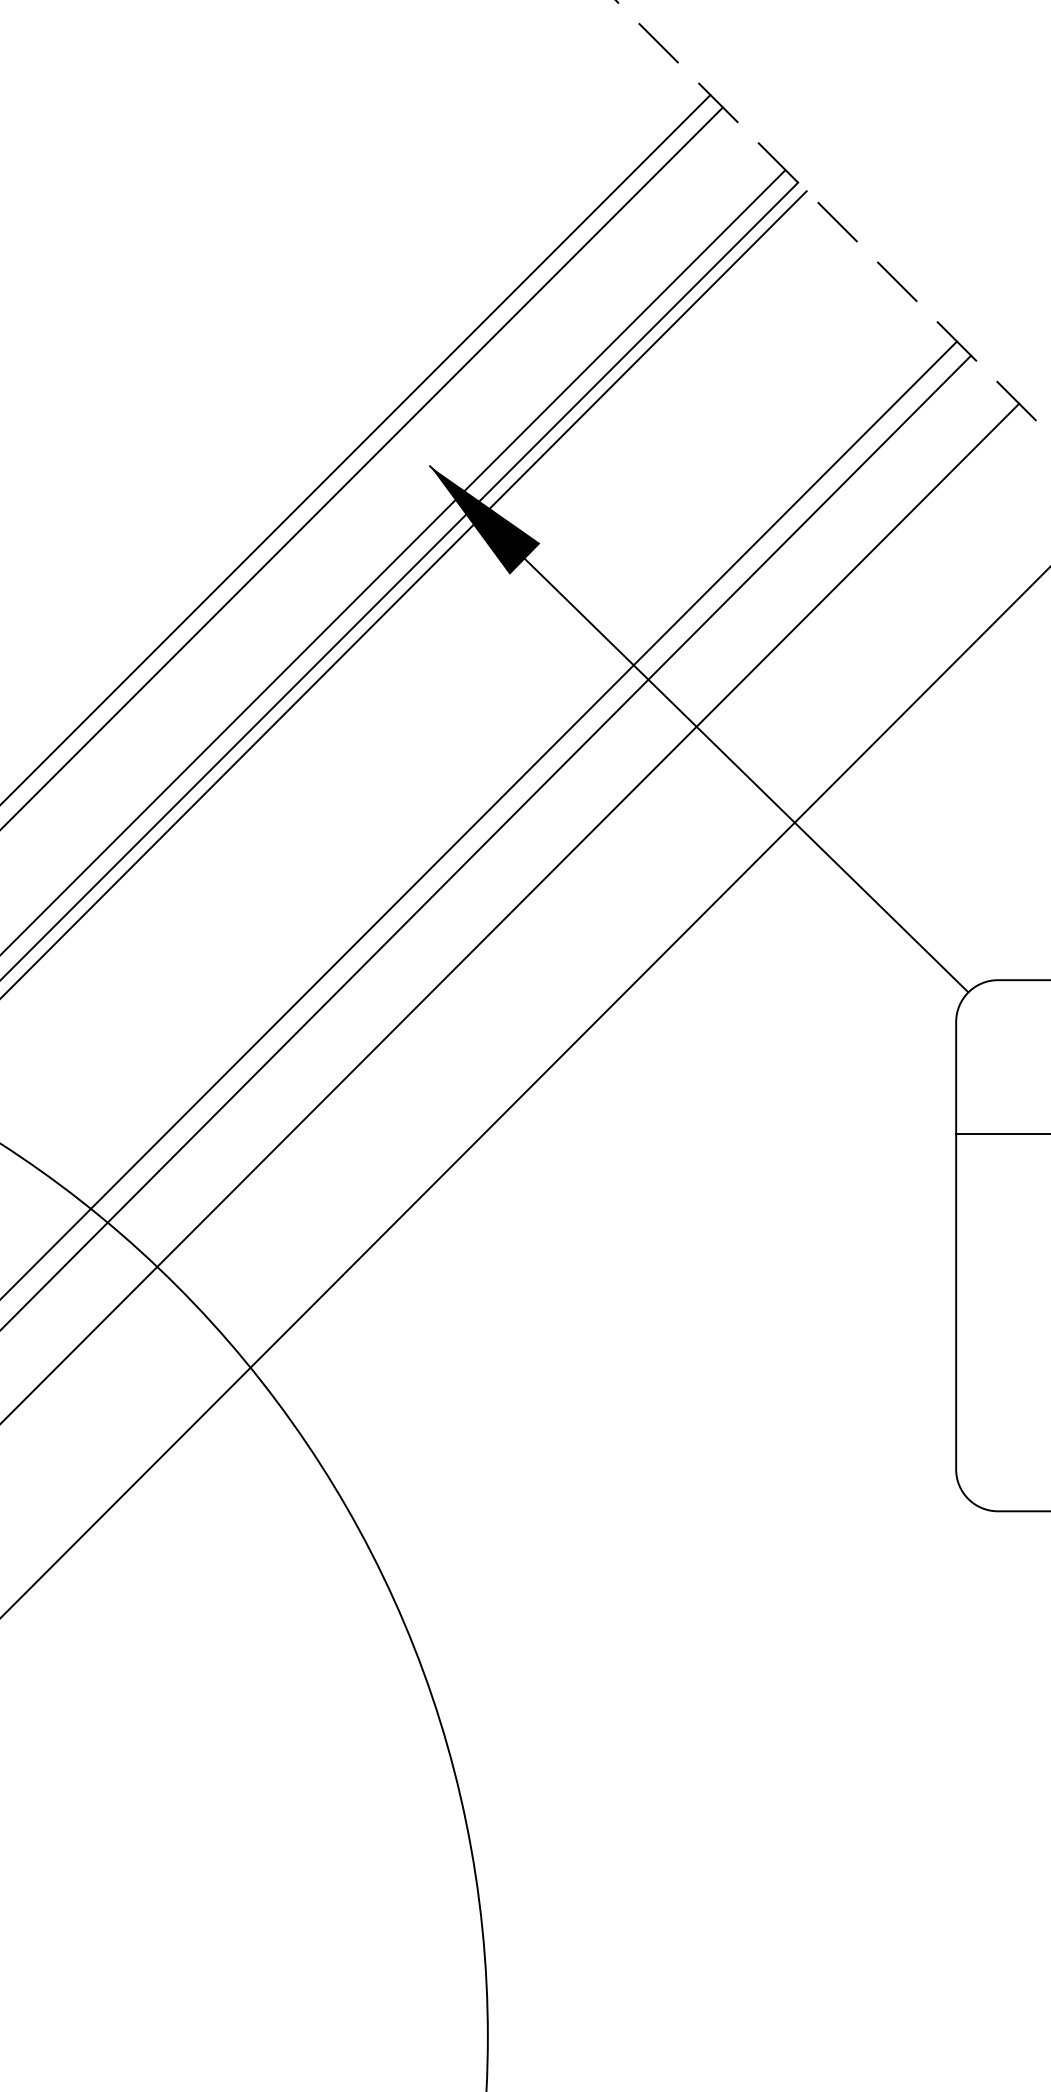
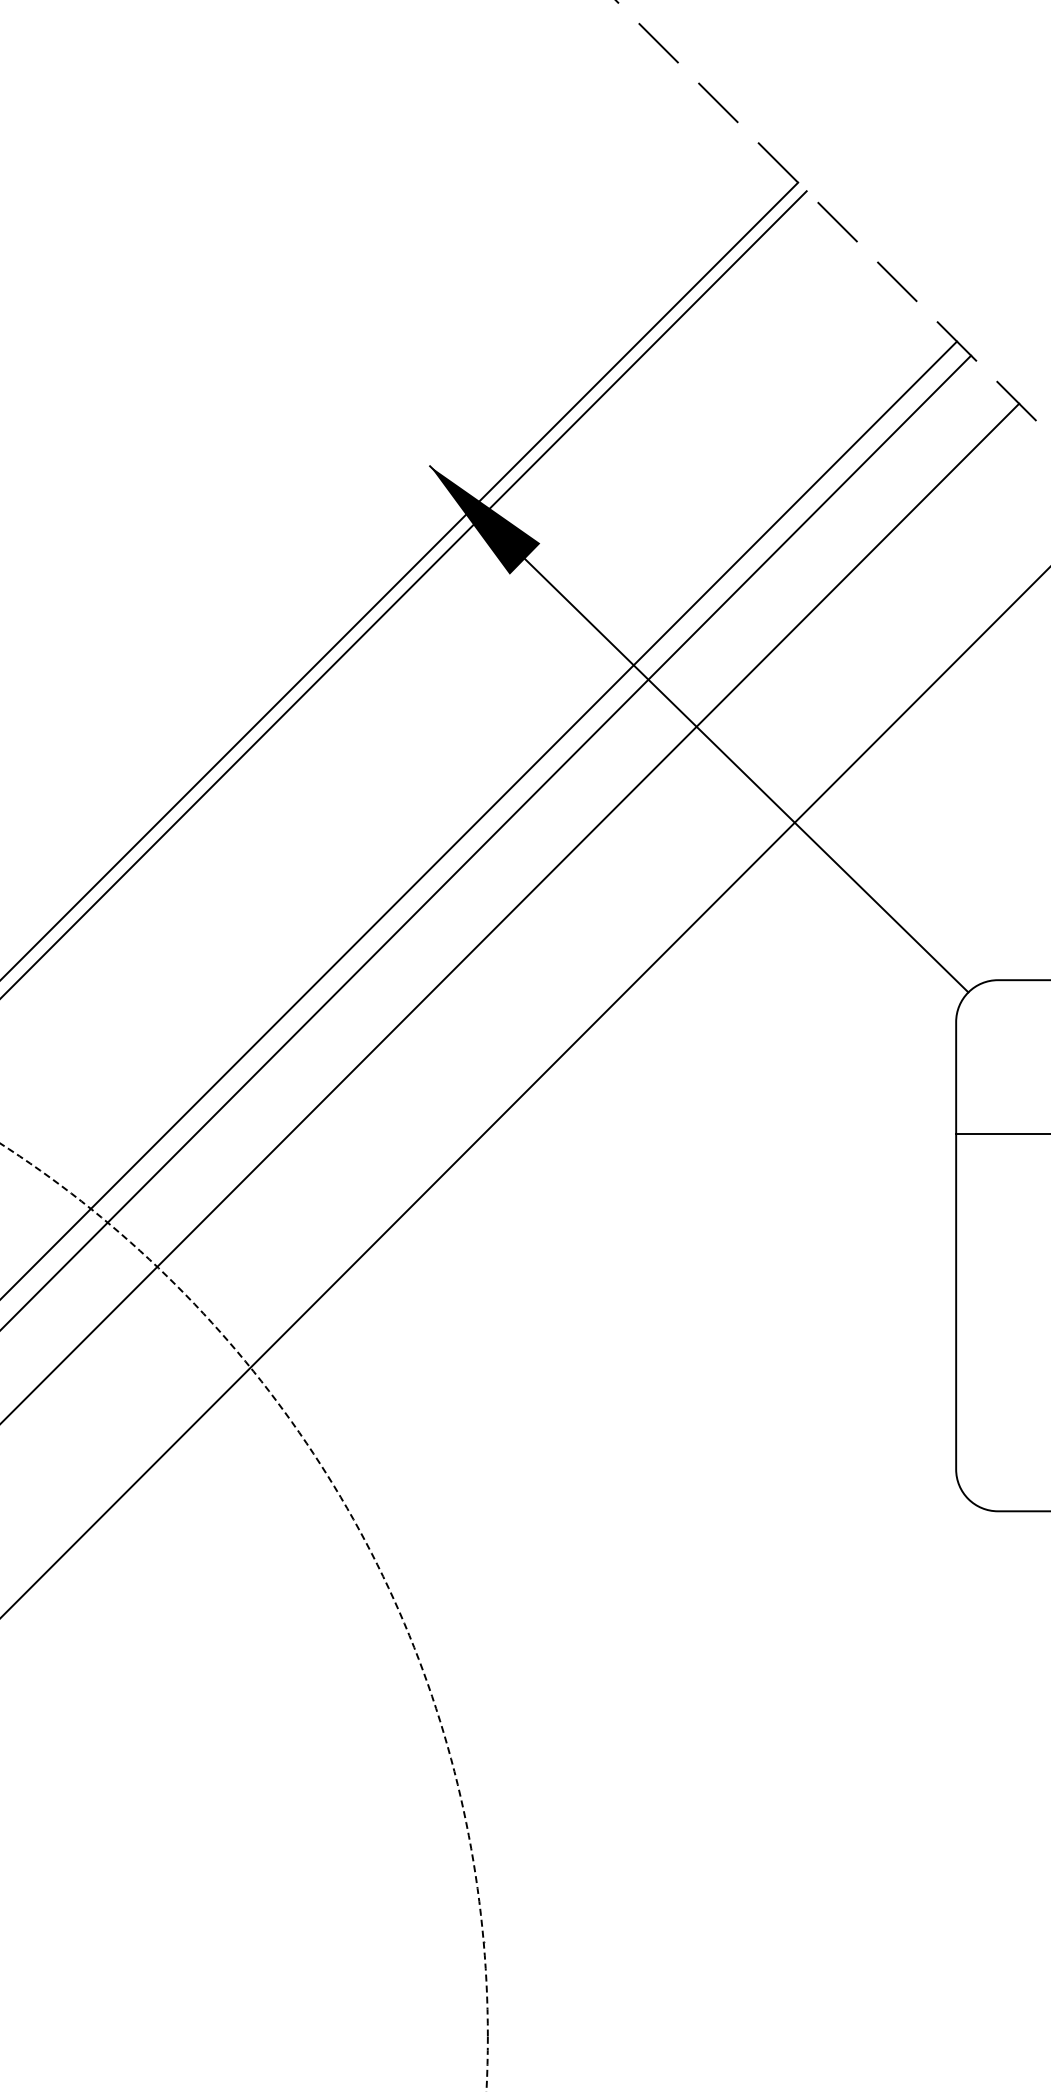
line: present -> none (356, 449)
line: present -> none (362, 467)
line: present -> none (393, 561)
circle: solid -> dashed (243, 1617)
